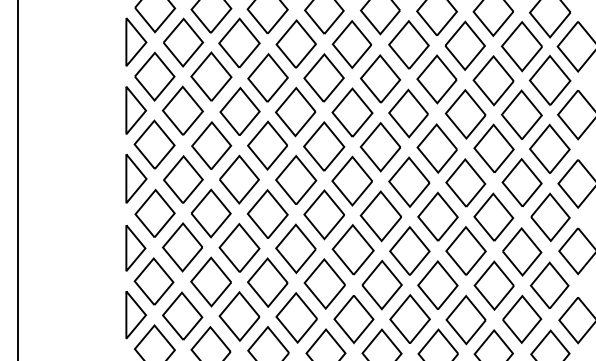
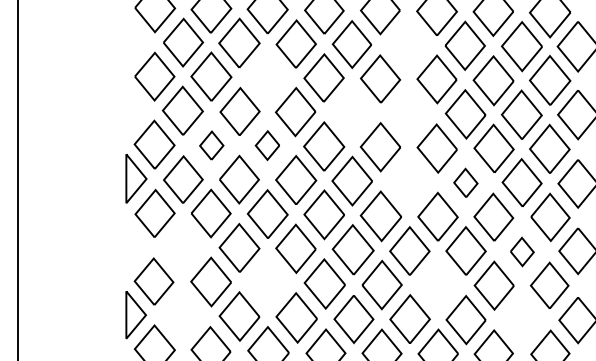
part: present -> none (136, 41)
part: present -> none (408, 44)
part: present -> none (267, 77)
part: present -> none (136, 110)
part: present -> none (352, 112)
part: present -> none (408, 113)
part size: 42x49 px -> 26x31 px (211, 145)
part size: 41x51 px -> 26x32 px (266, 145)
part: present -> none (409, 181)
part size: 42x50 px -> 26x31 px (465, 182)
part: present -> none (182, 247)
part: present -> none (135, 248)
part size: 41x50 px -> 25x32 px (522, 251)
part: present -> none (267, 282)
part: present -> none (437, 284)
part: present -> none (182, 315)
part: present -> none (522, 318)
